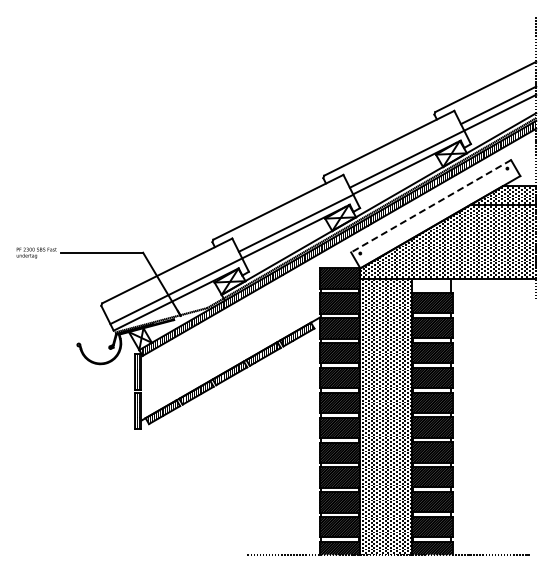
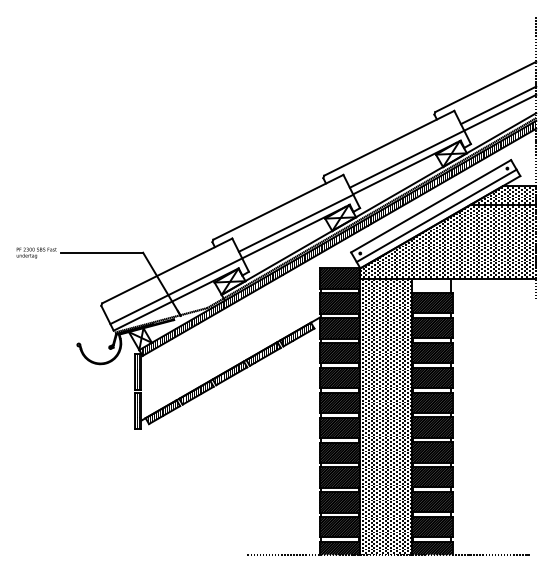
line: dashed -> solid (430, 206)
line: none -> present (436, 215)
